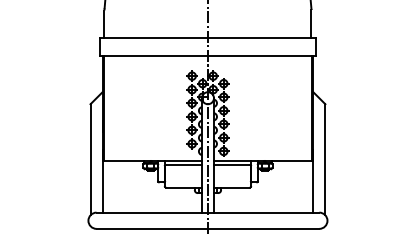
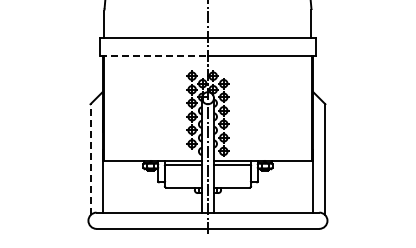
line: solid -> dashed (154, 55)
line: solid -> dashed (90, 159)
